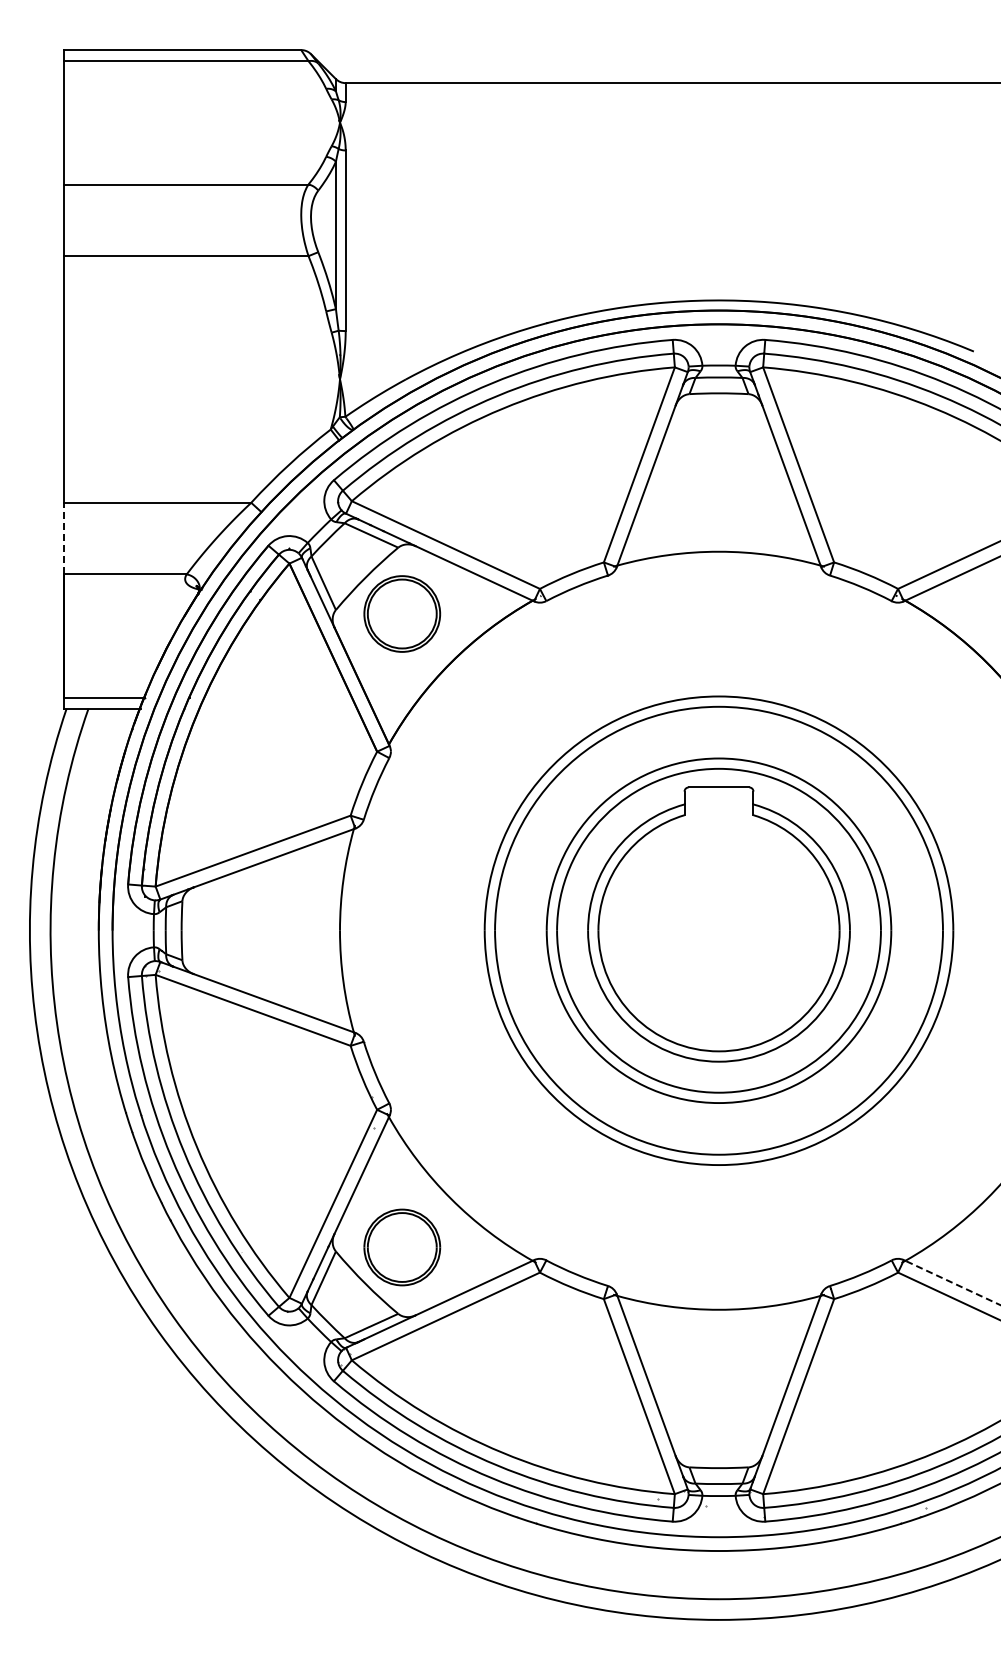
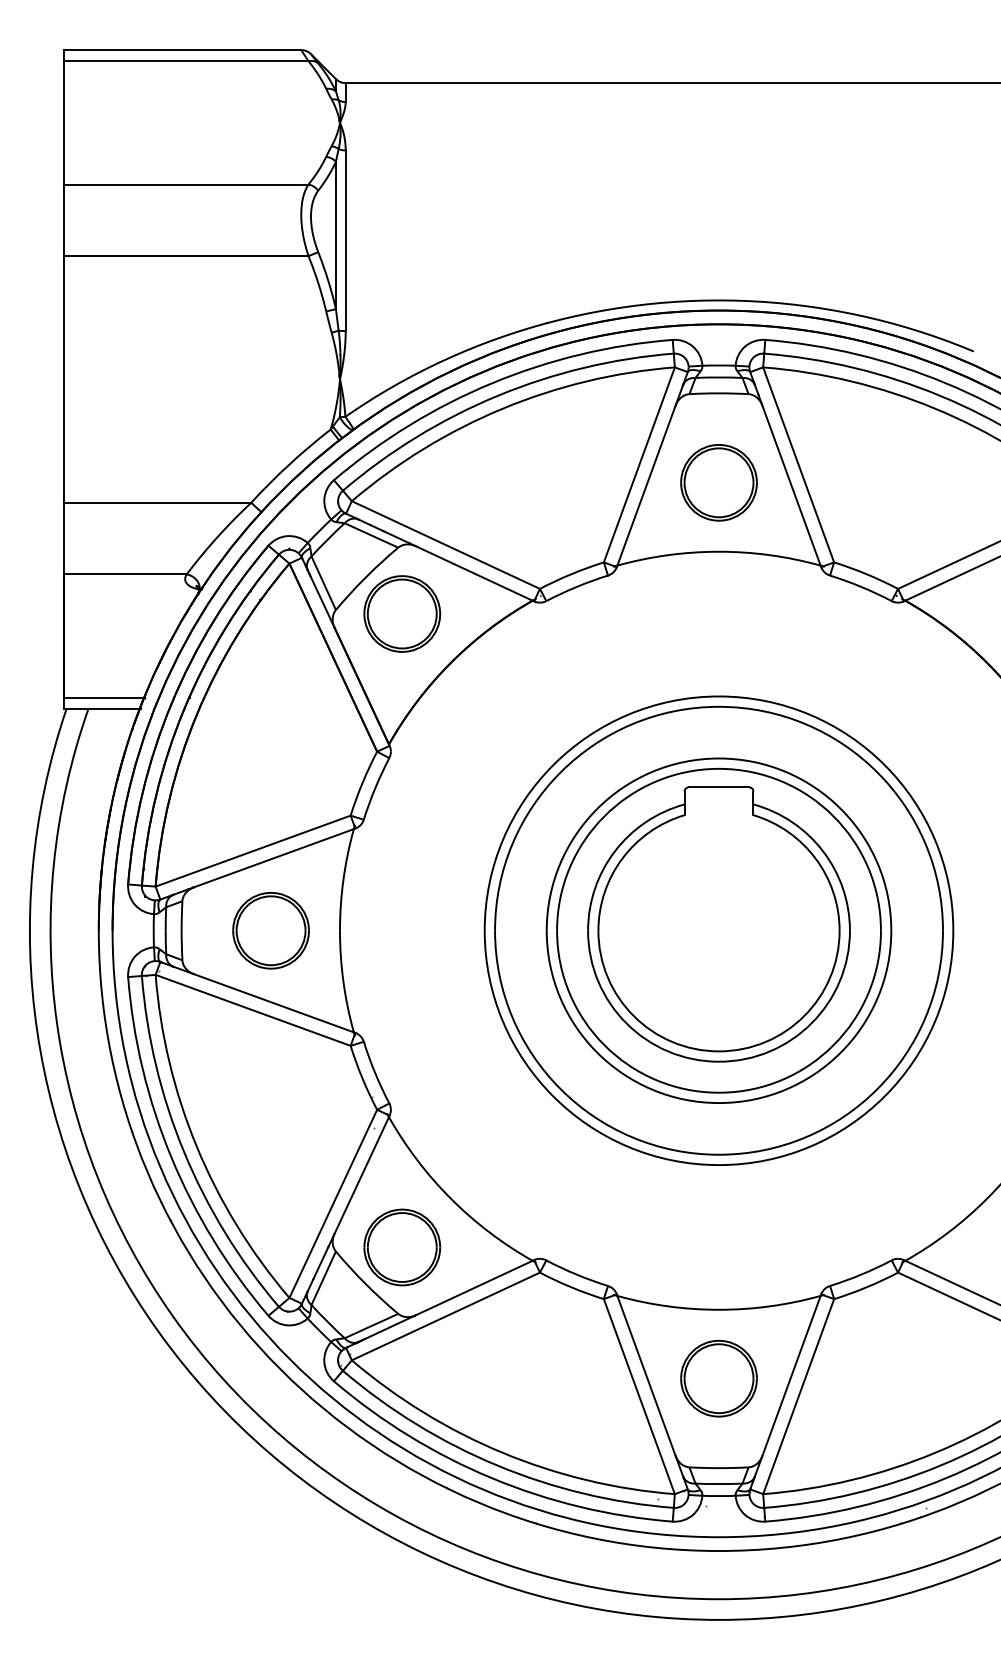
part: none -> present (718, 482)
line: dashed -> solid (64, 538)
part: none -> present (270, 930)
line: dashed -> solid (953, 1283)
part: none -> present (718, 1378)
